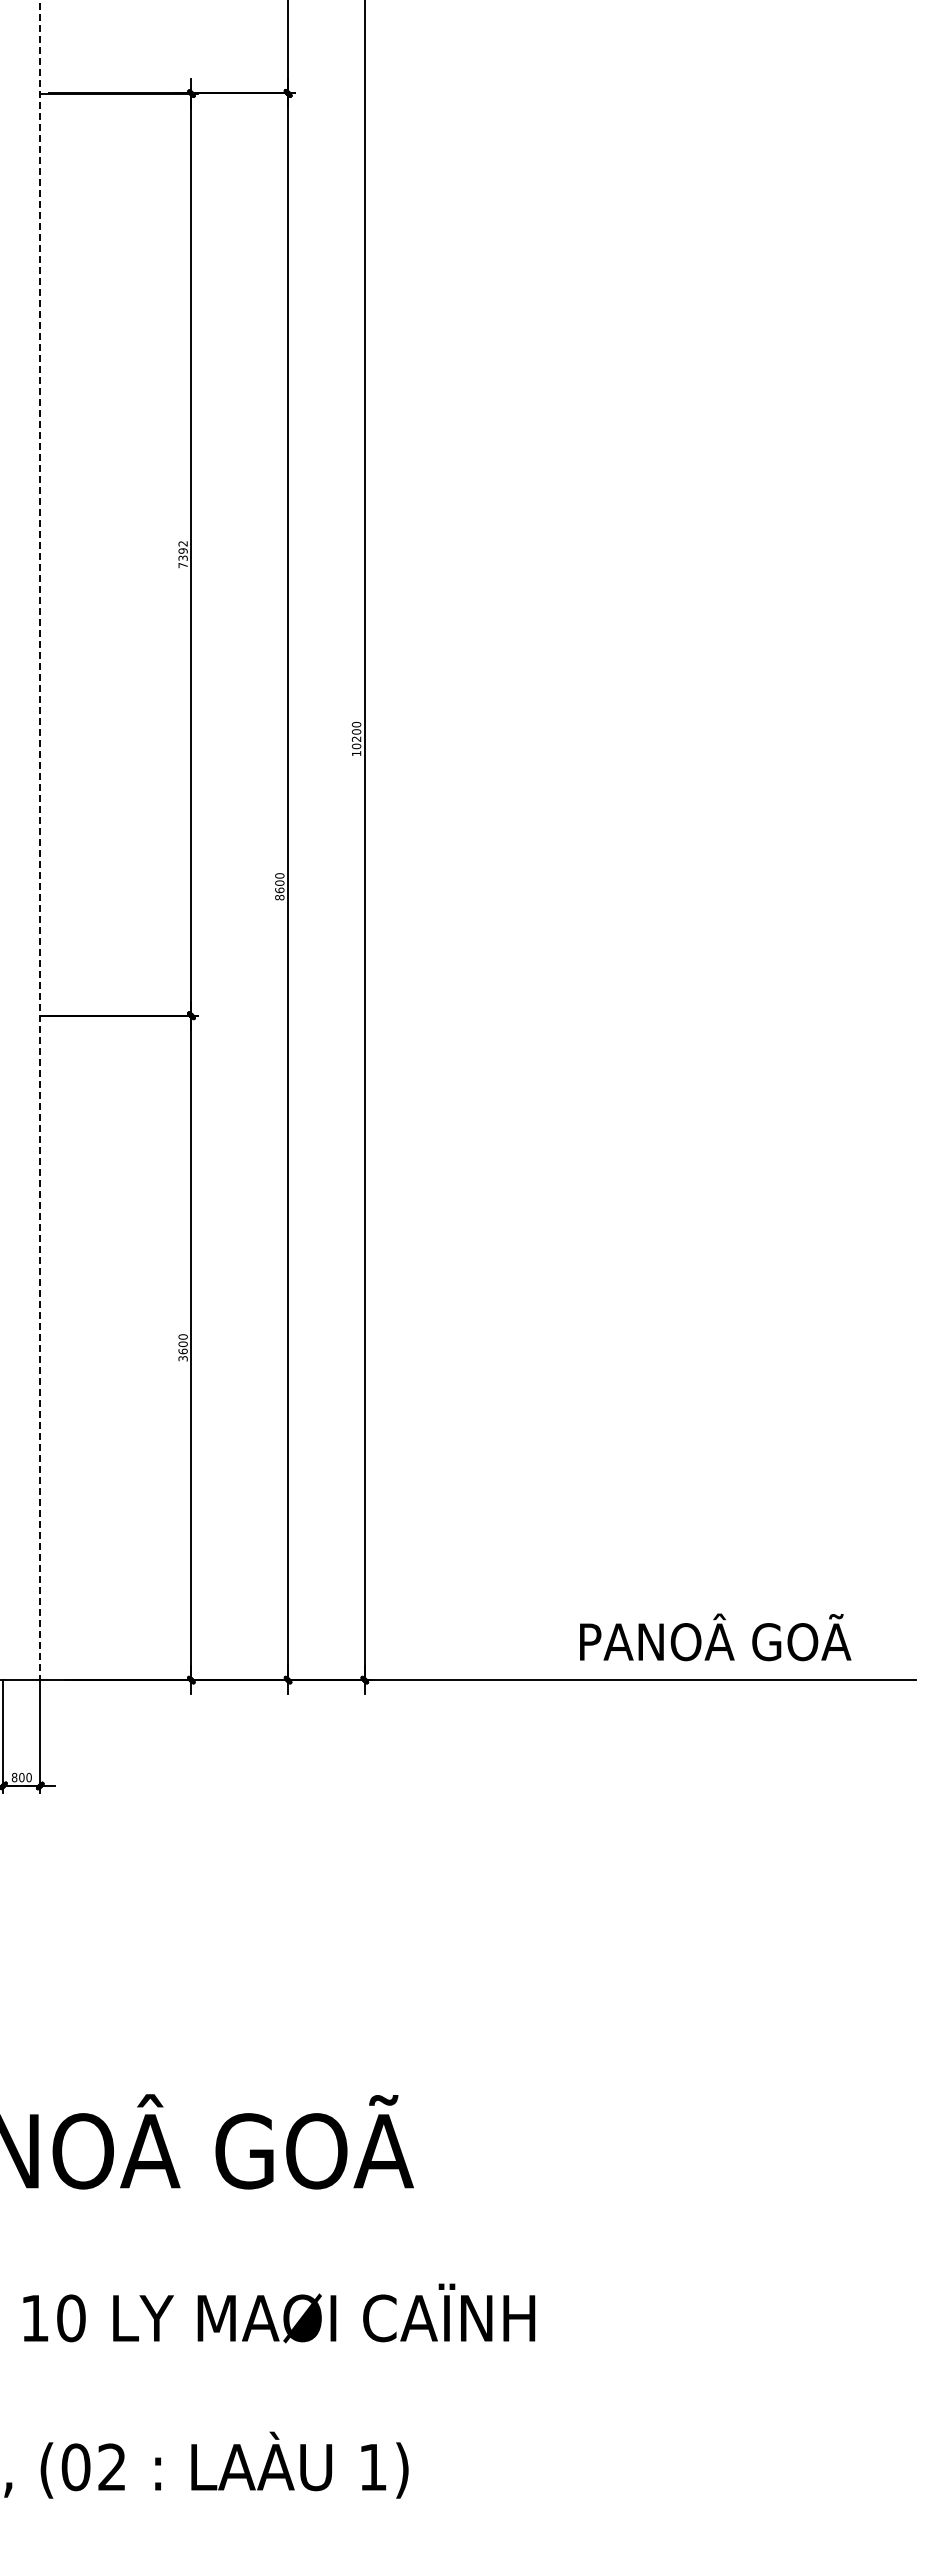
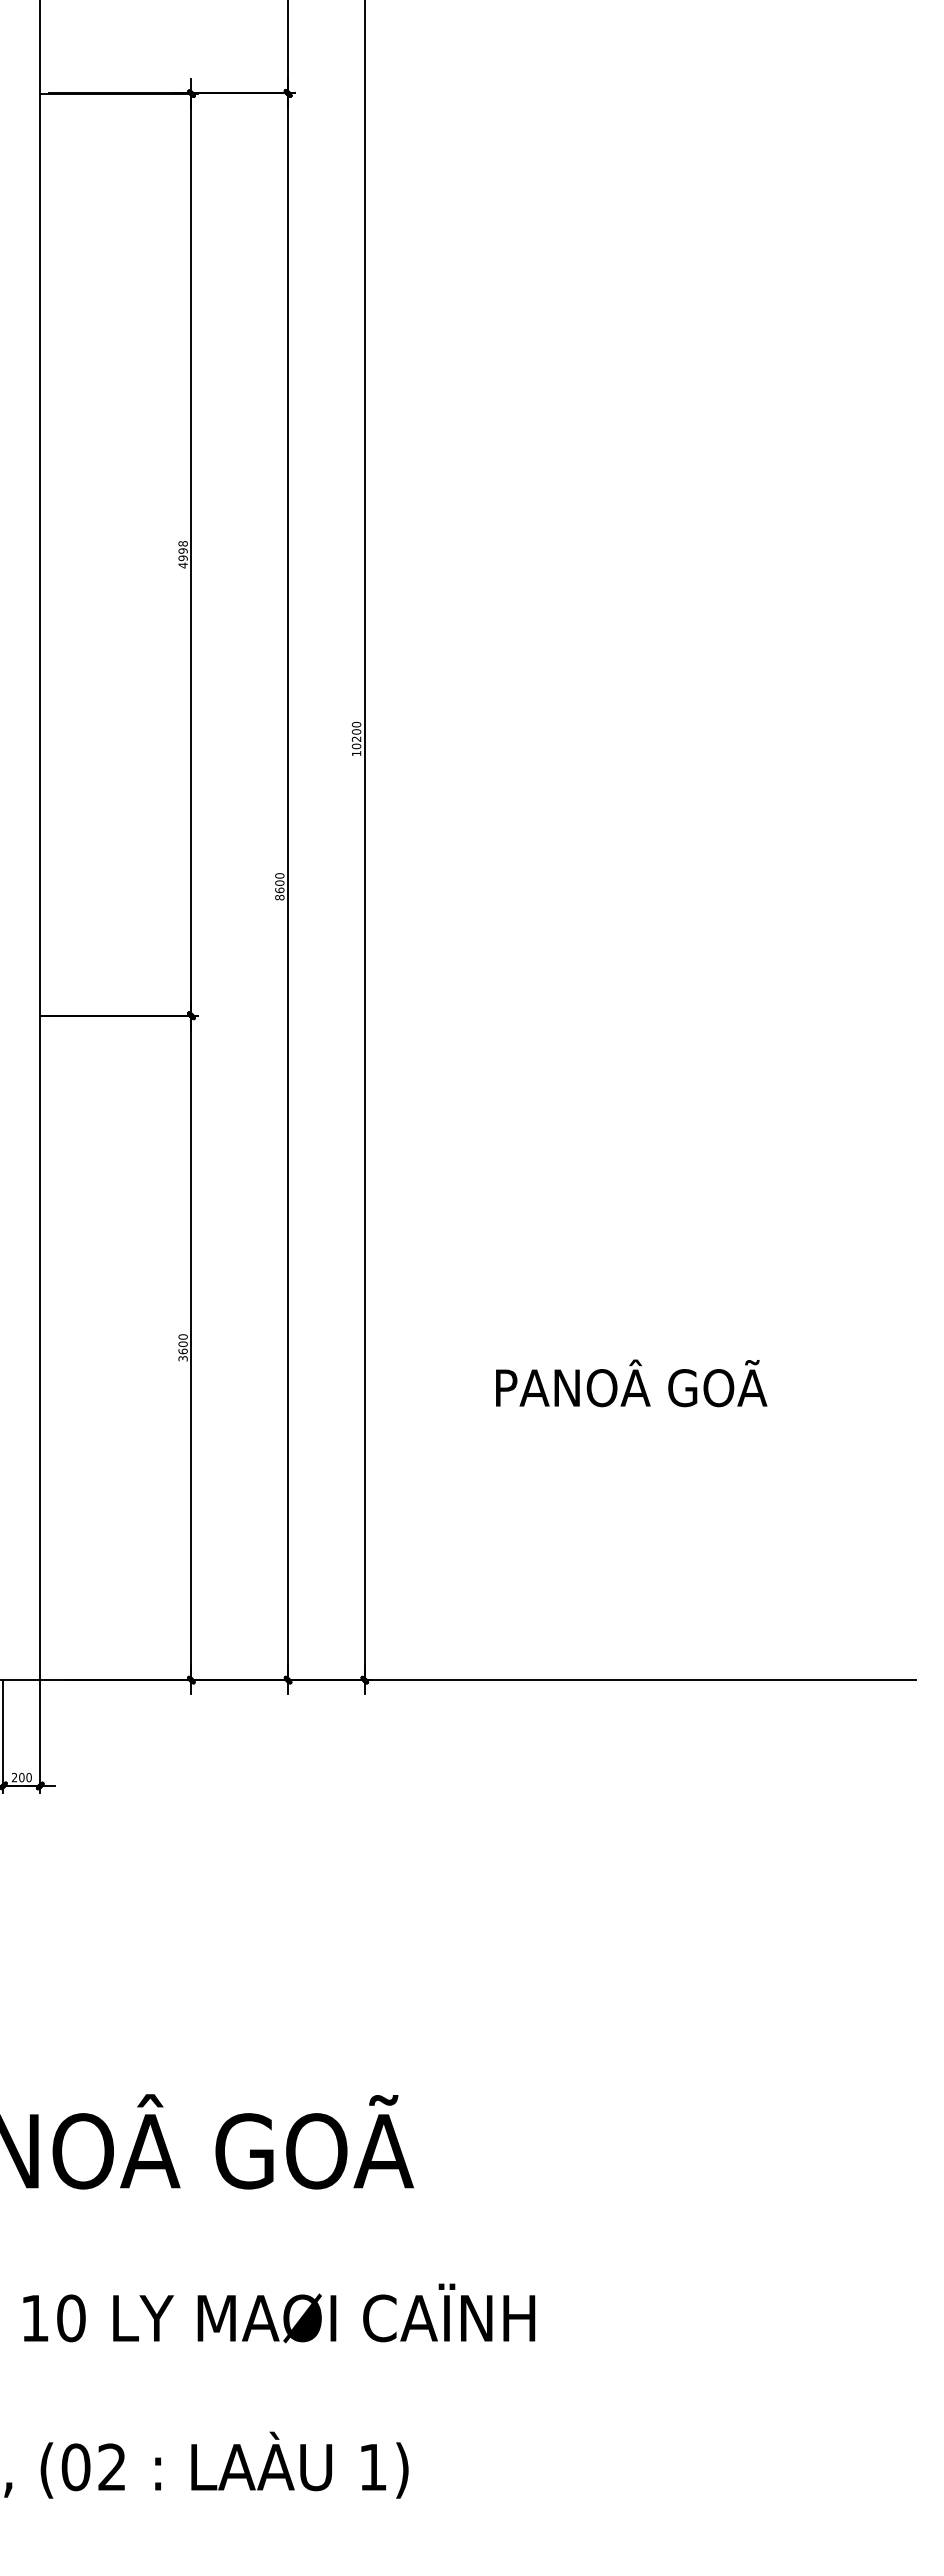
text: 7392 -> 4998 (182, 554)
line: dashed -> solid (40, 840)
text position: (715, 1637) -> (631, 1383) (631, 1383)
text: 800 -> 200 (14, 1777)
